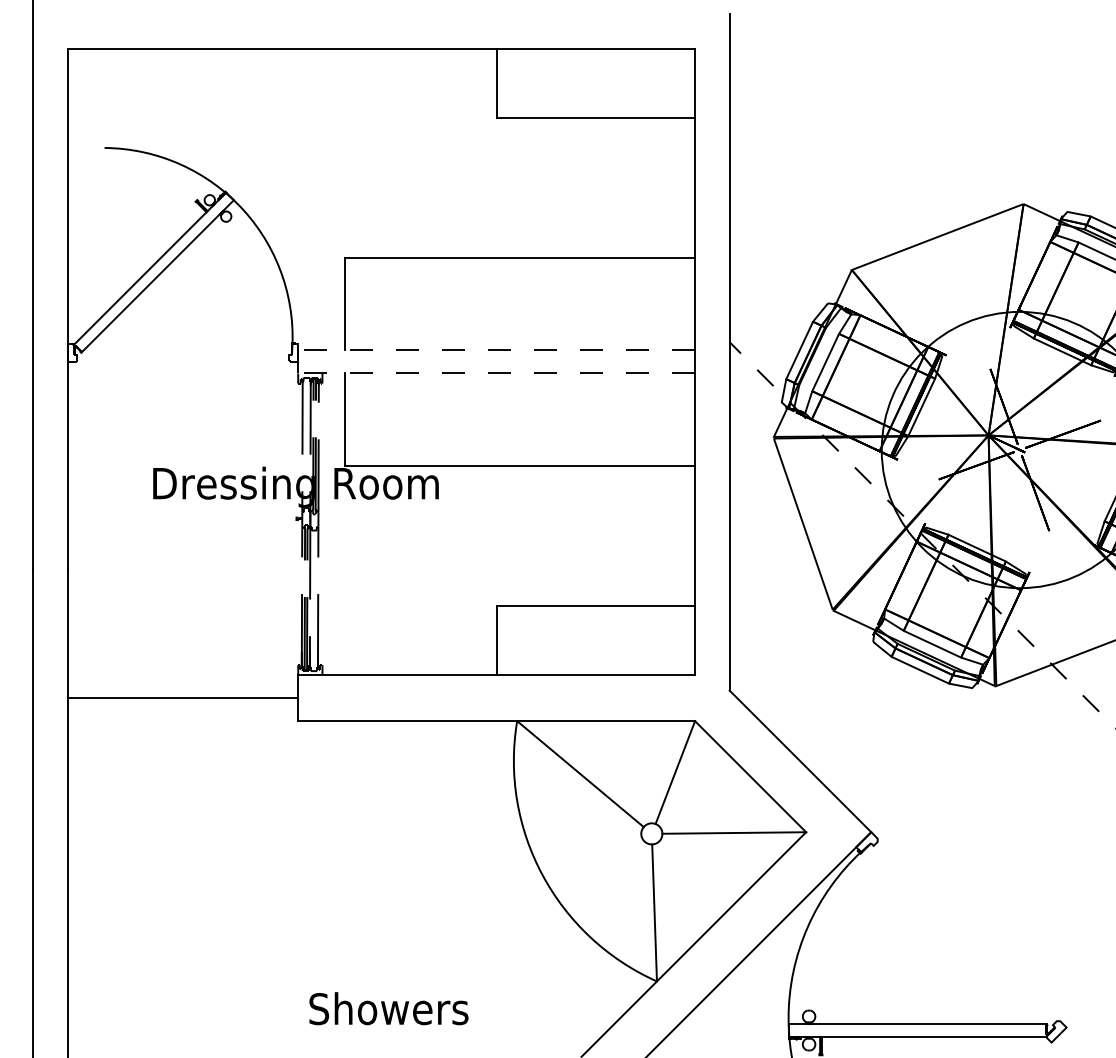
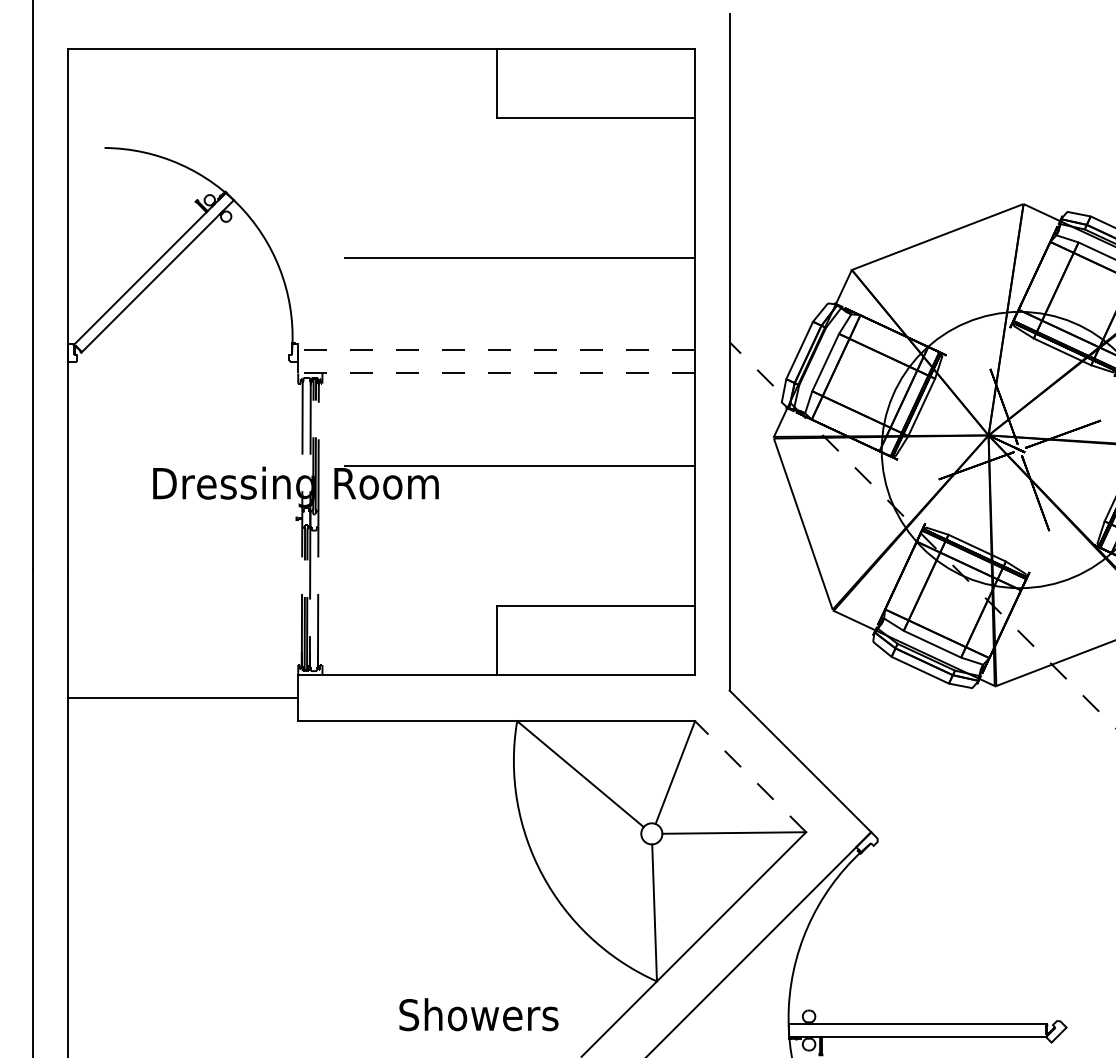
line: present -> none (344, 304)
line: present -> none (344, 419)
line: solid -> dashed (750, 776)
text position: (388, 1008) -> (478, 1014) (478, 1014)
